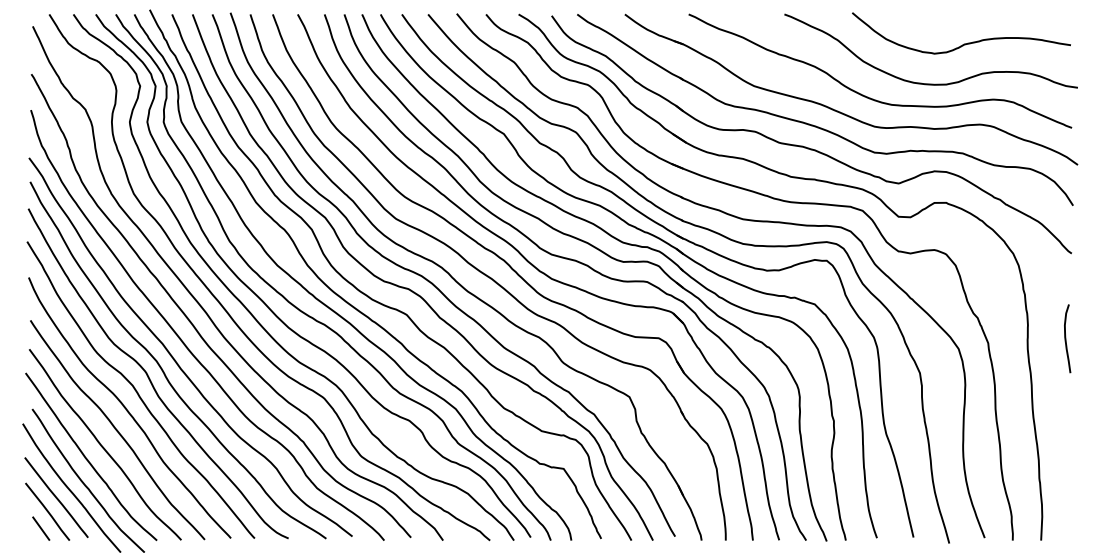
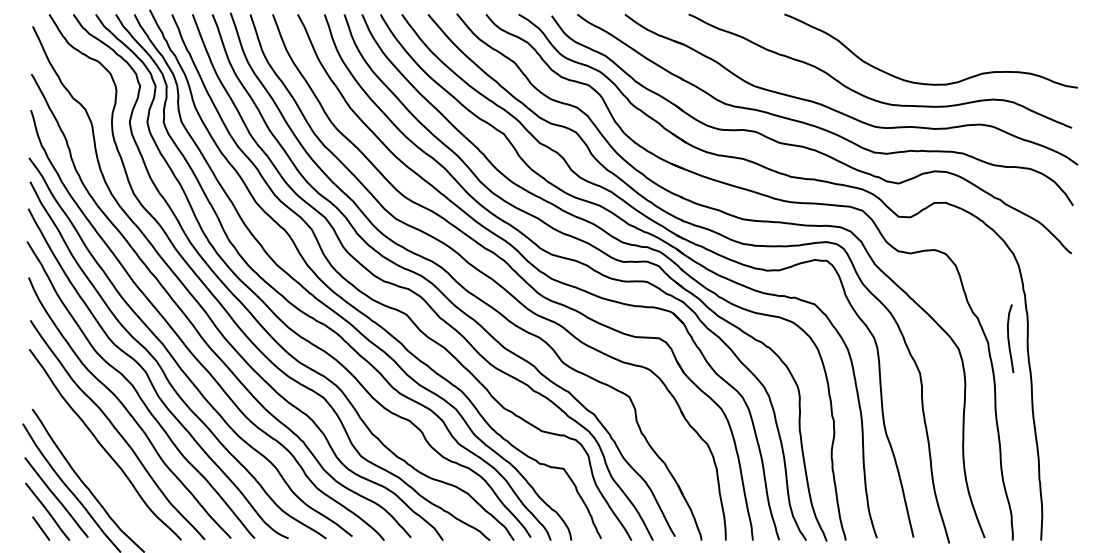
curve: present -> none (964, 43)
curve position: (1066, 338) -> (1009, 338) (1009, 338)
curve: present -> none (88, 459)
